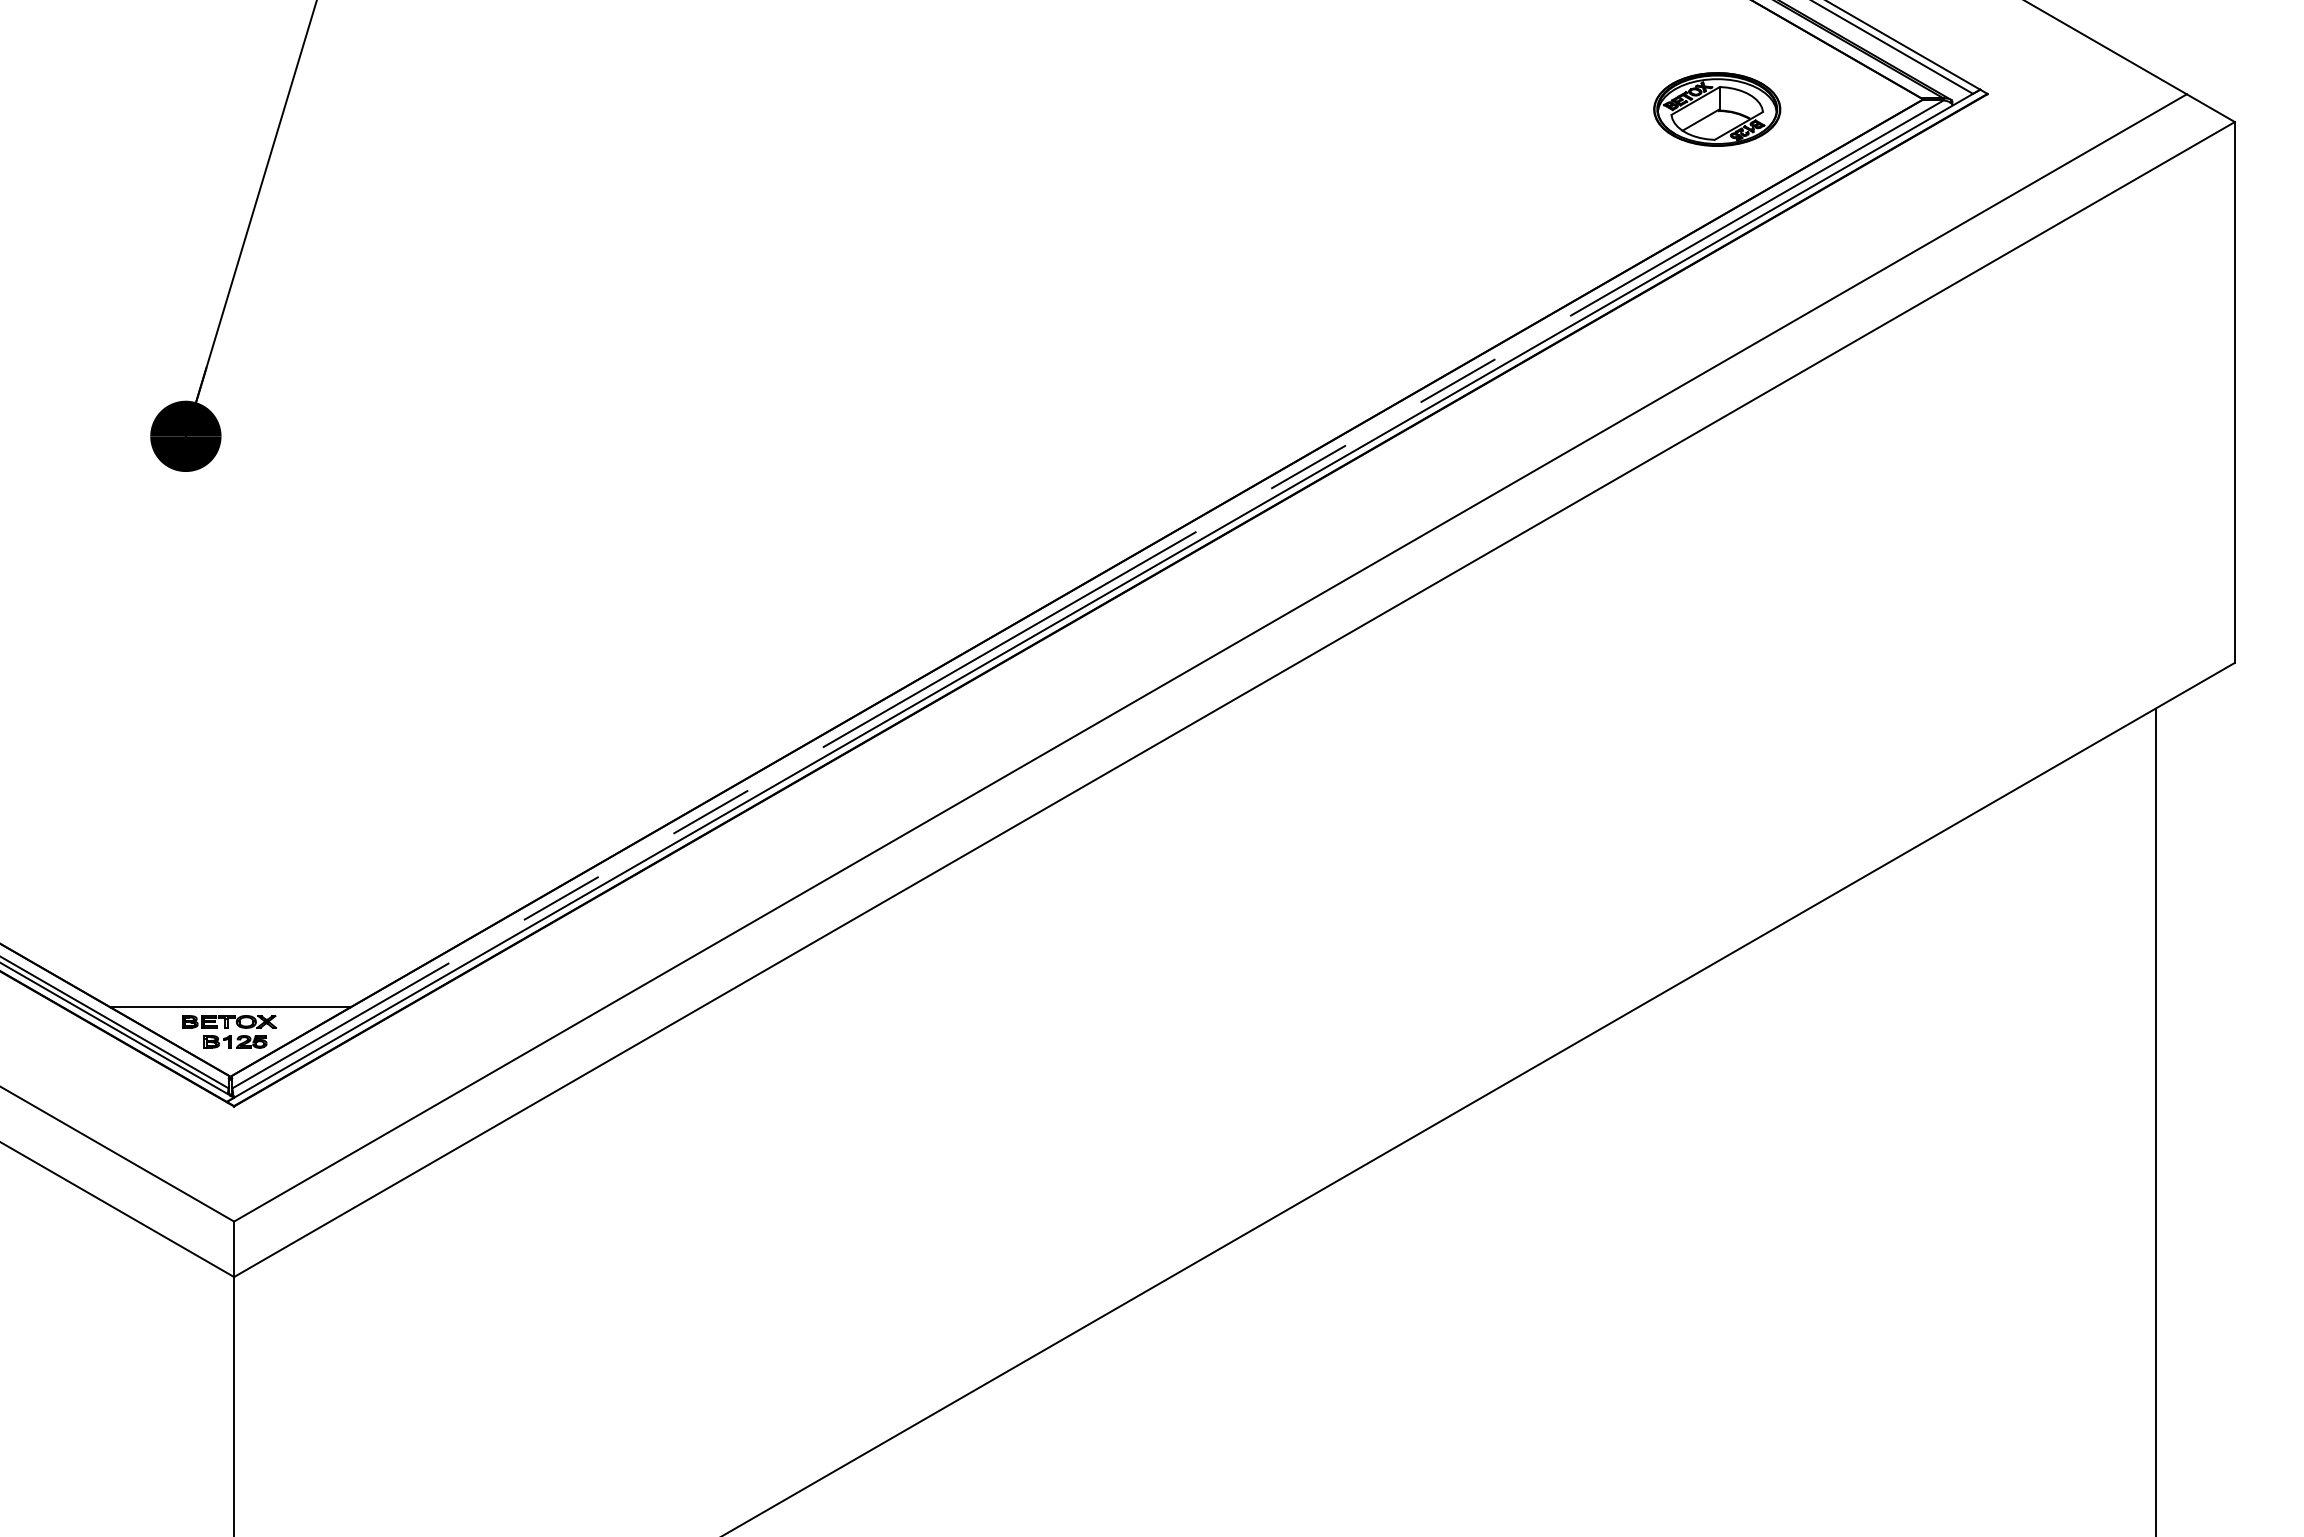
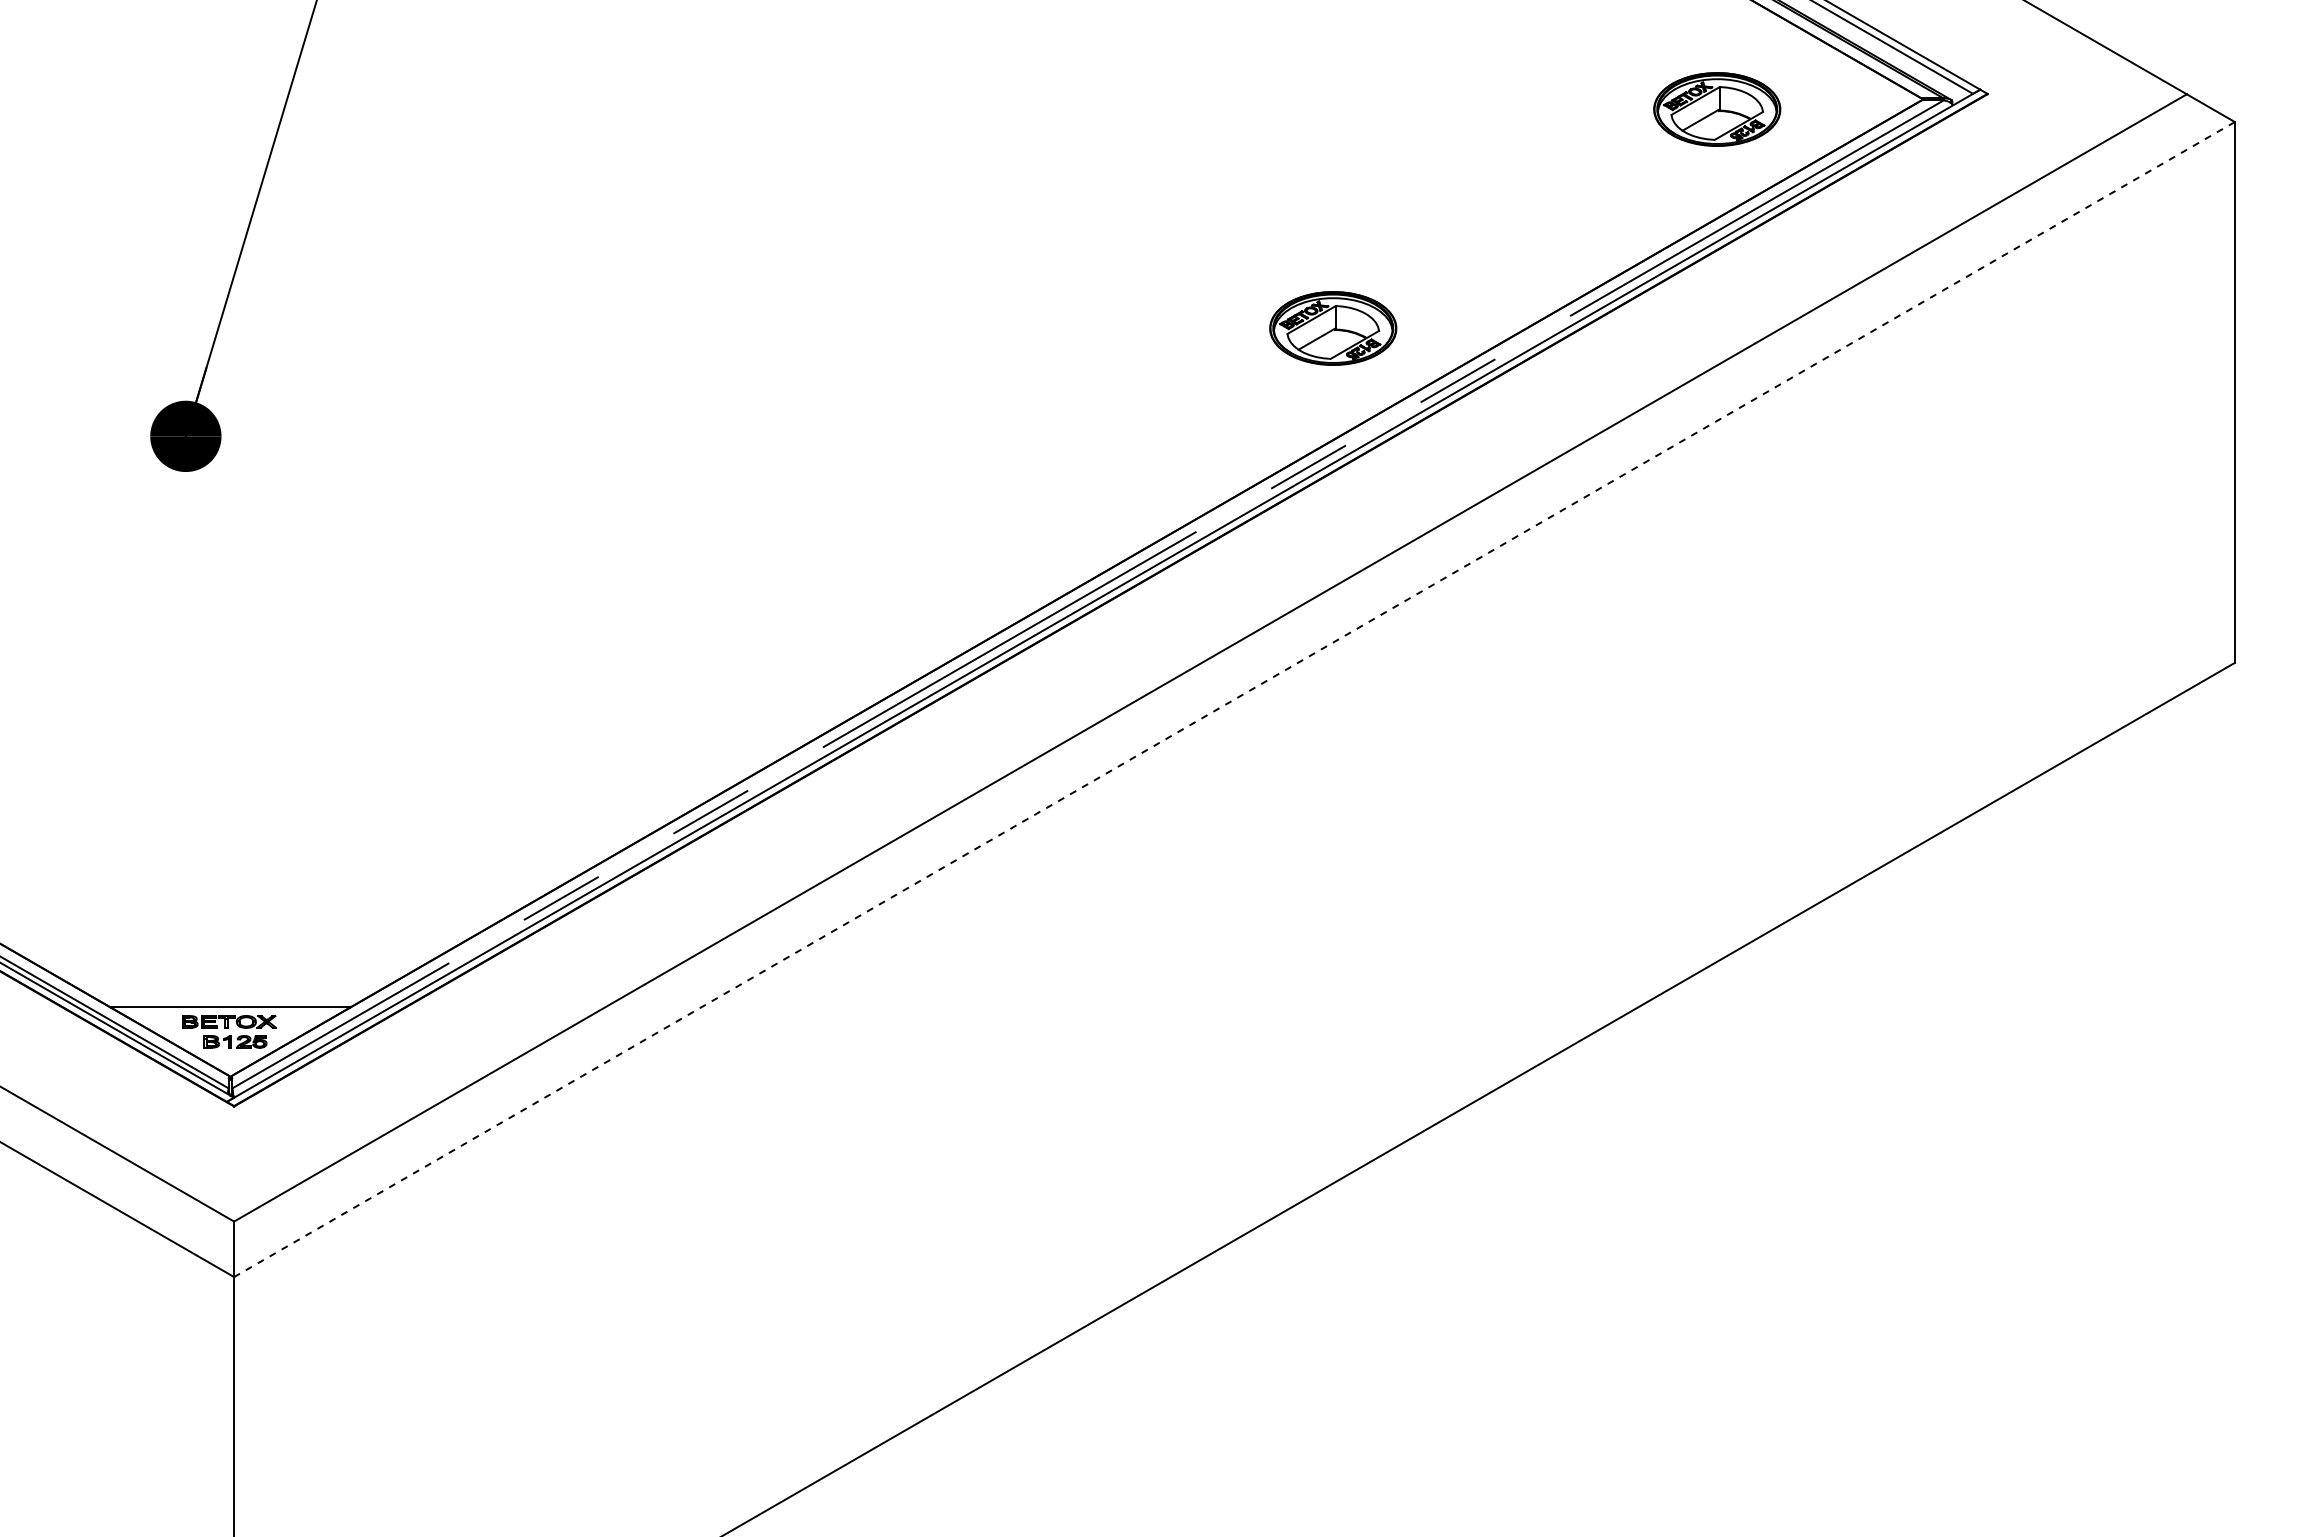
part: none -> present (1333, 328)
line: solid -> dashed (1234, 699)
line: present -> none (2155, 1120)
